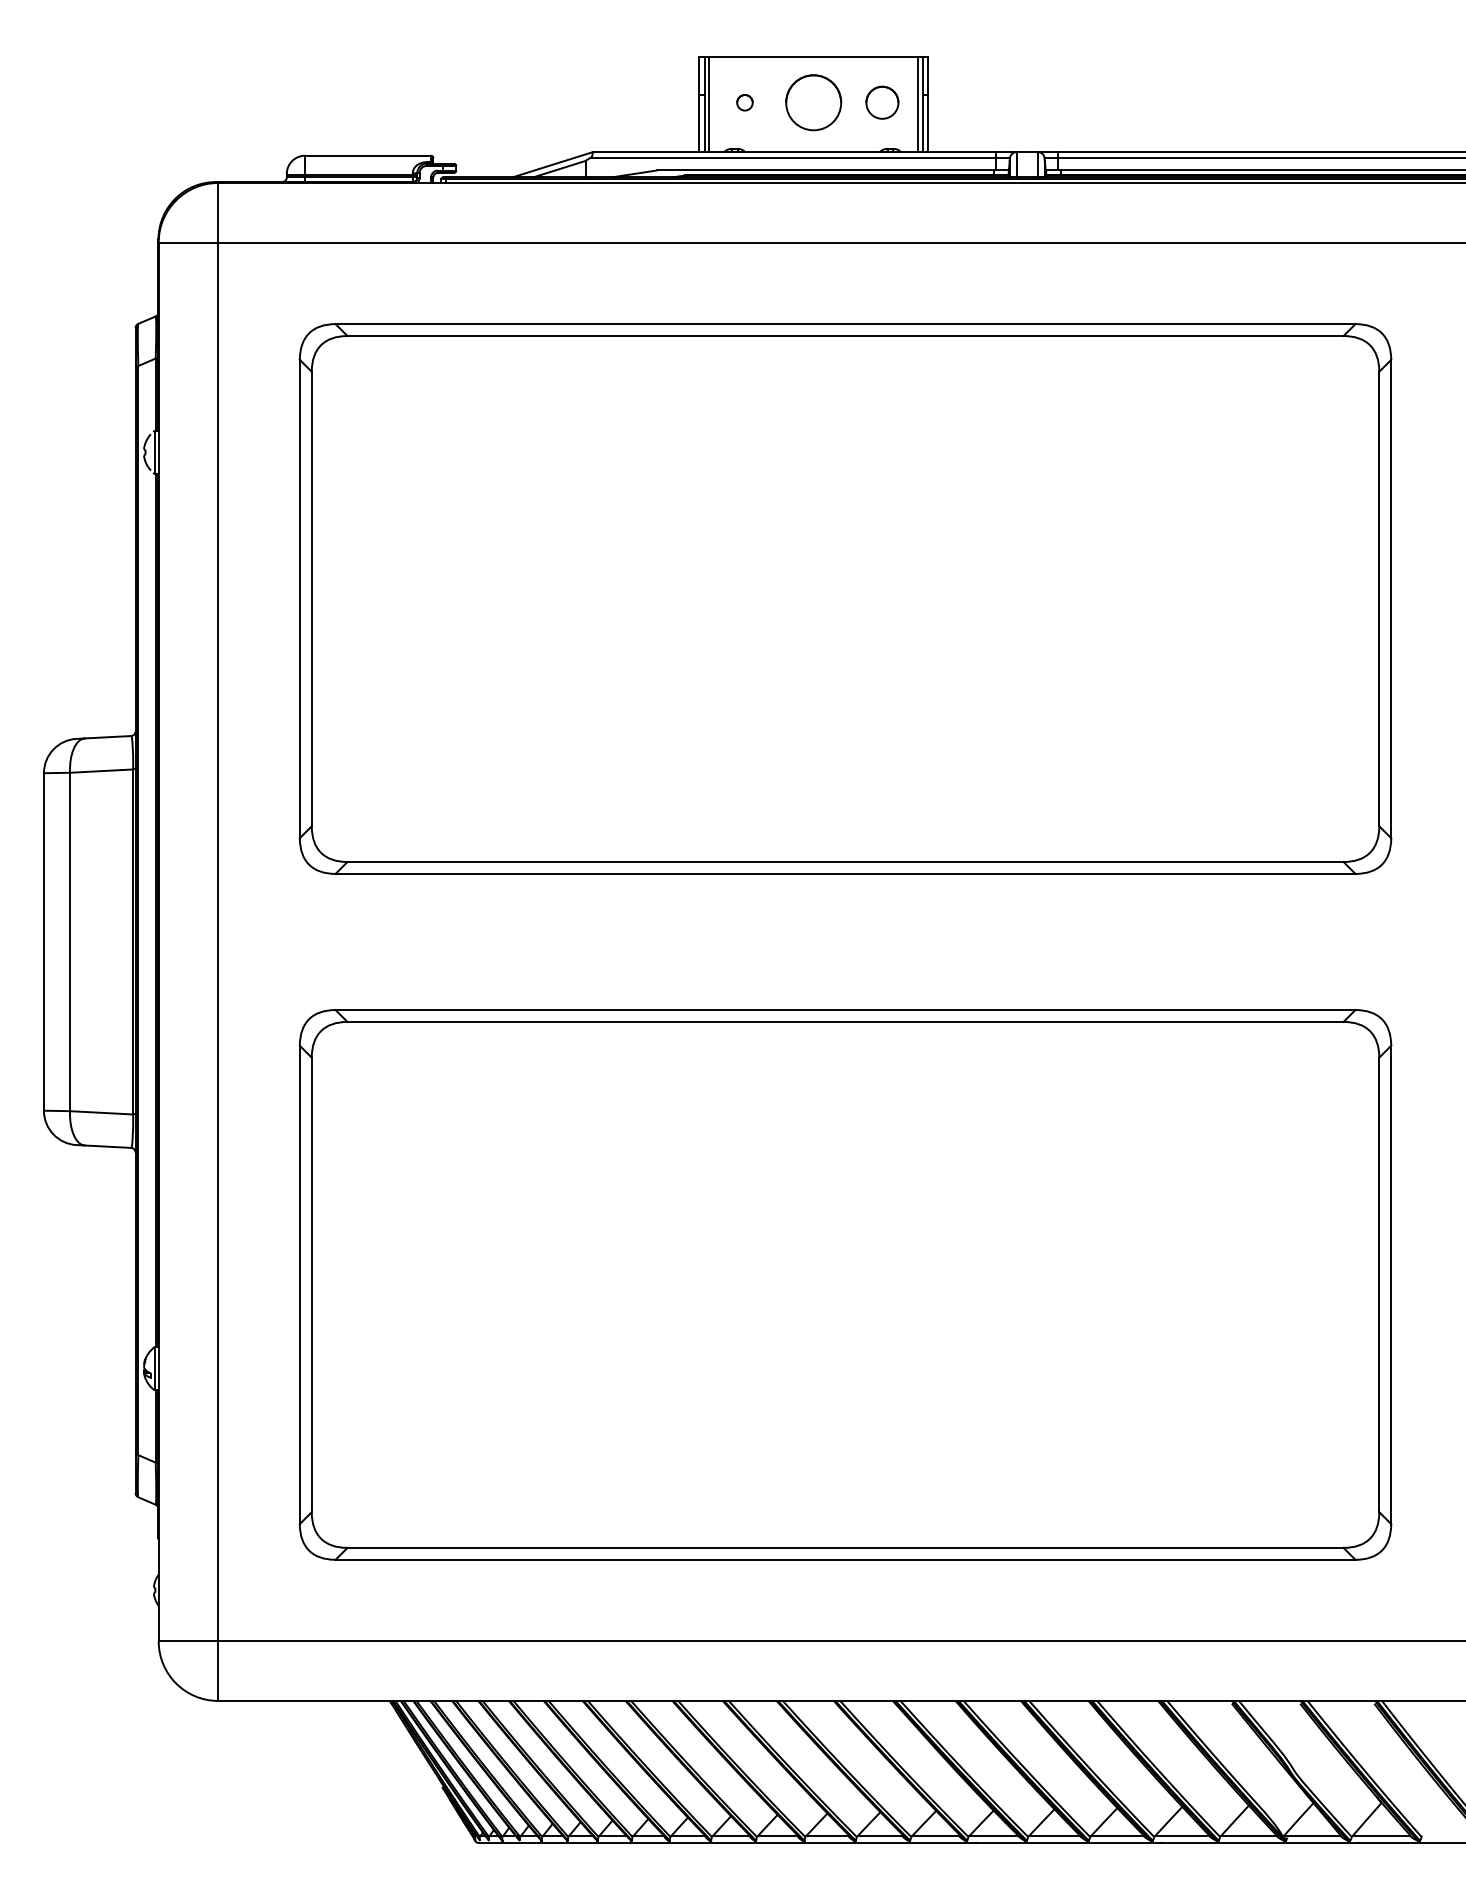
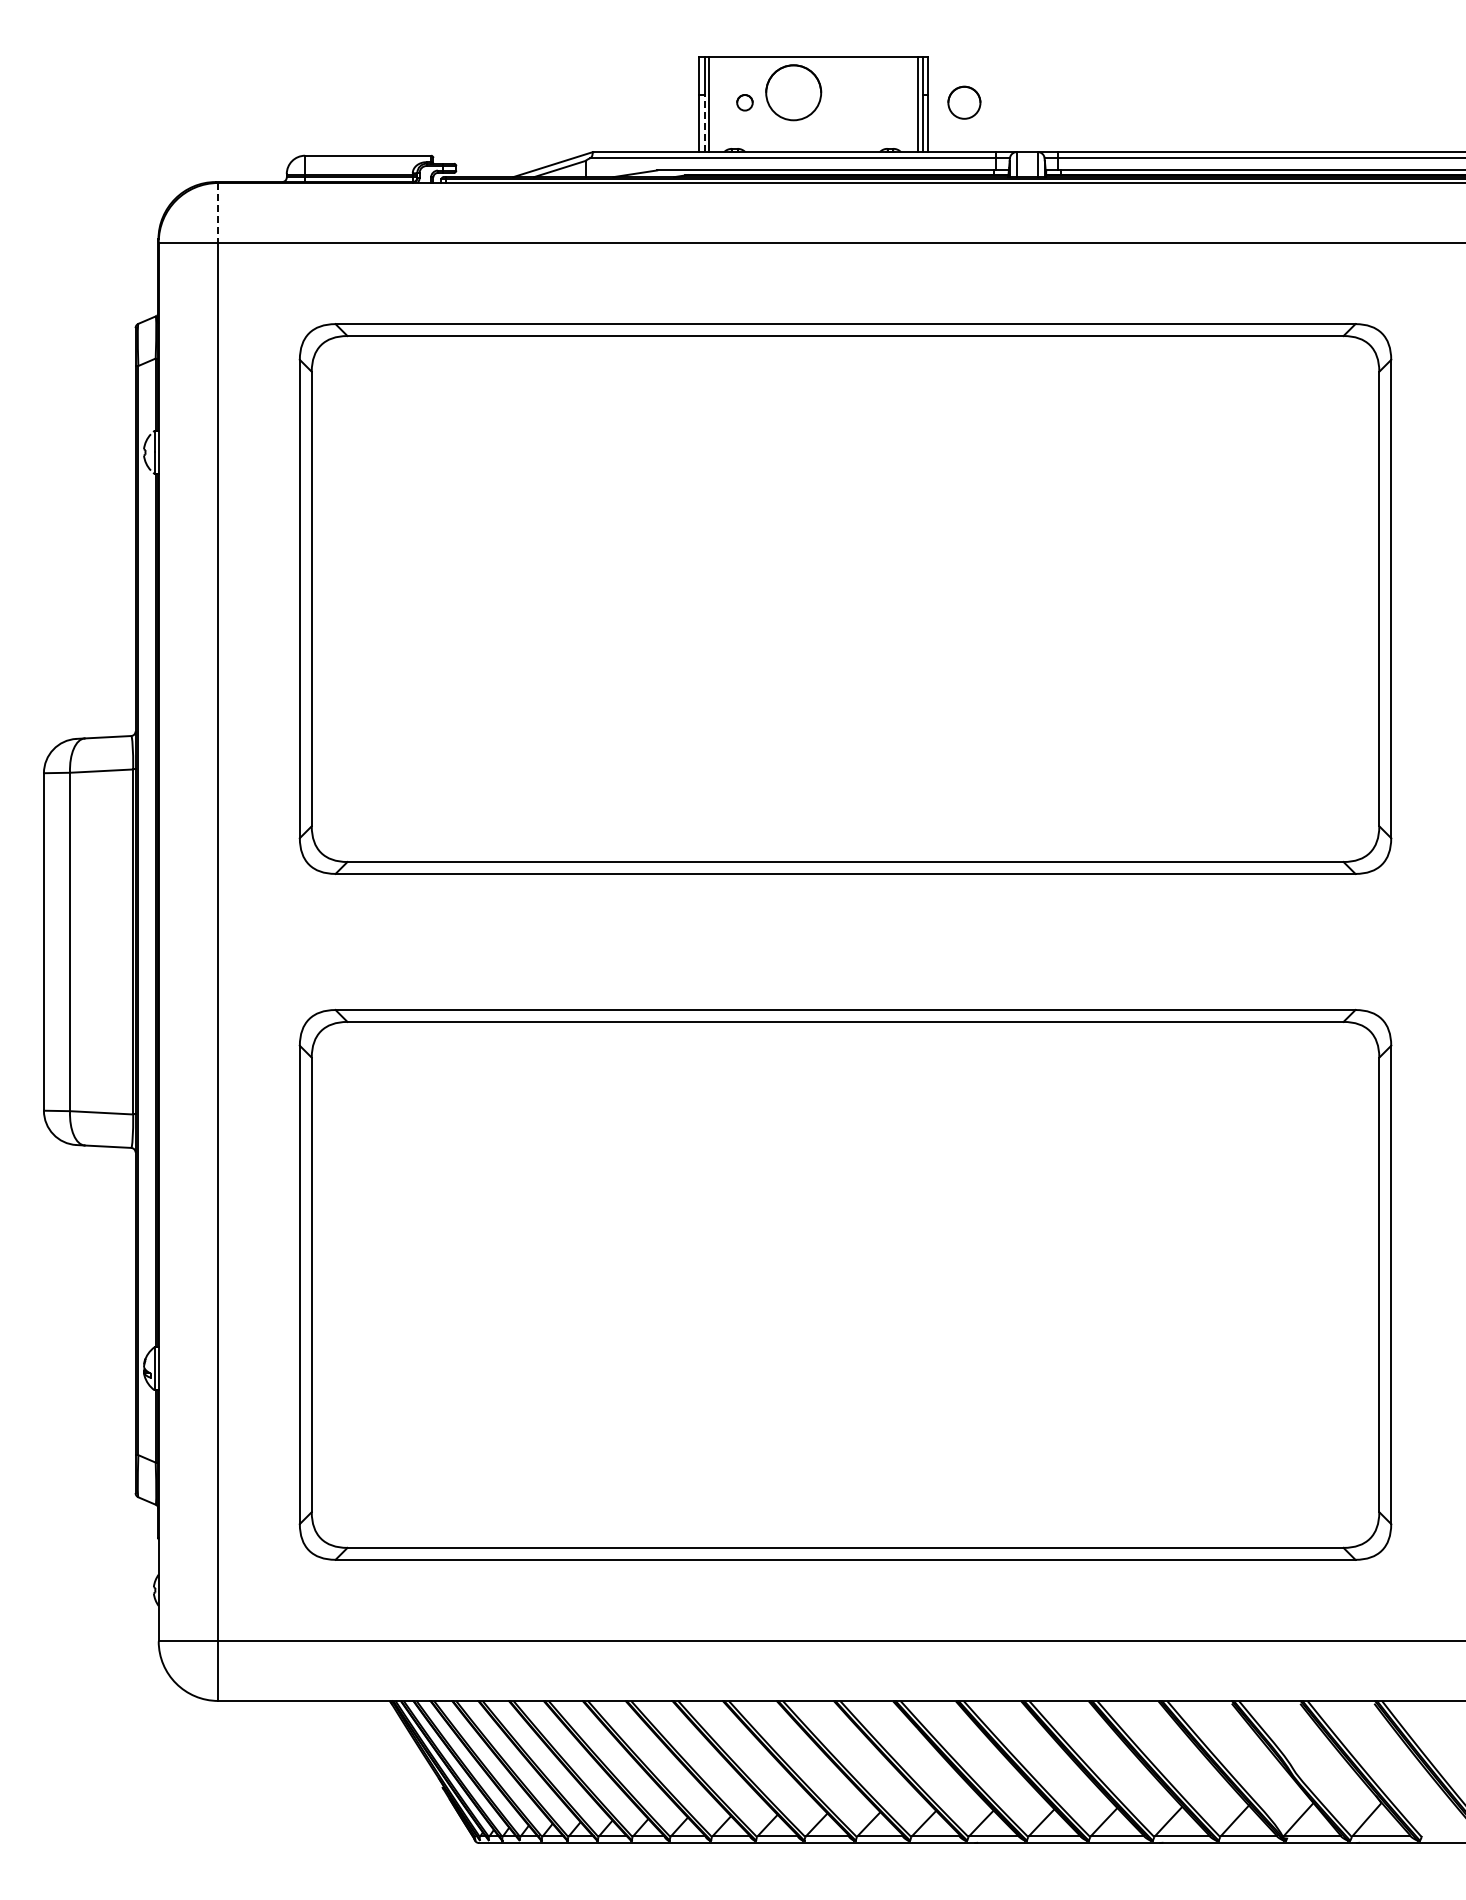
part position: (813, 102) -> (793, 92) (793, 92)
circle position: (882, 102) -> (964, 102) (964, 102)
line: solid -> dashed (704, 123)
line: solid -> dashed (218, 212)
